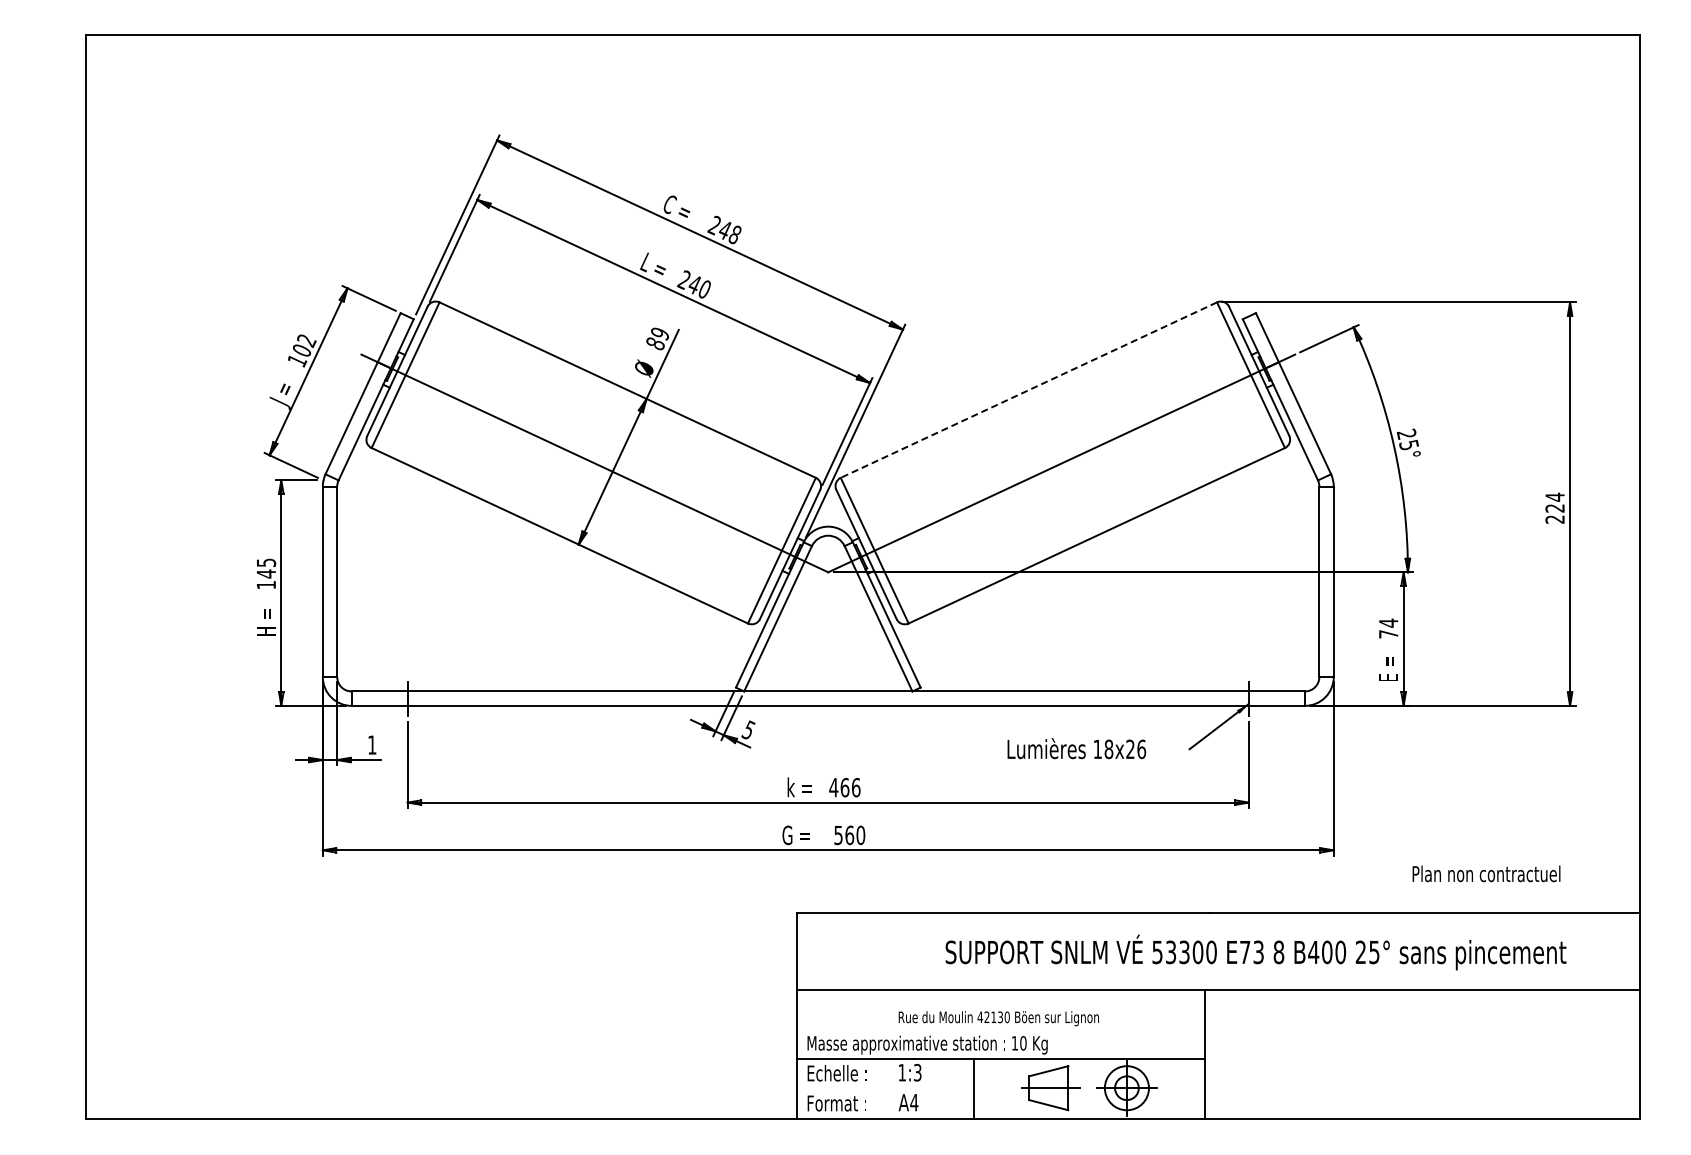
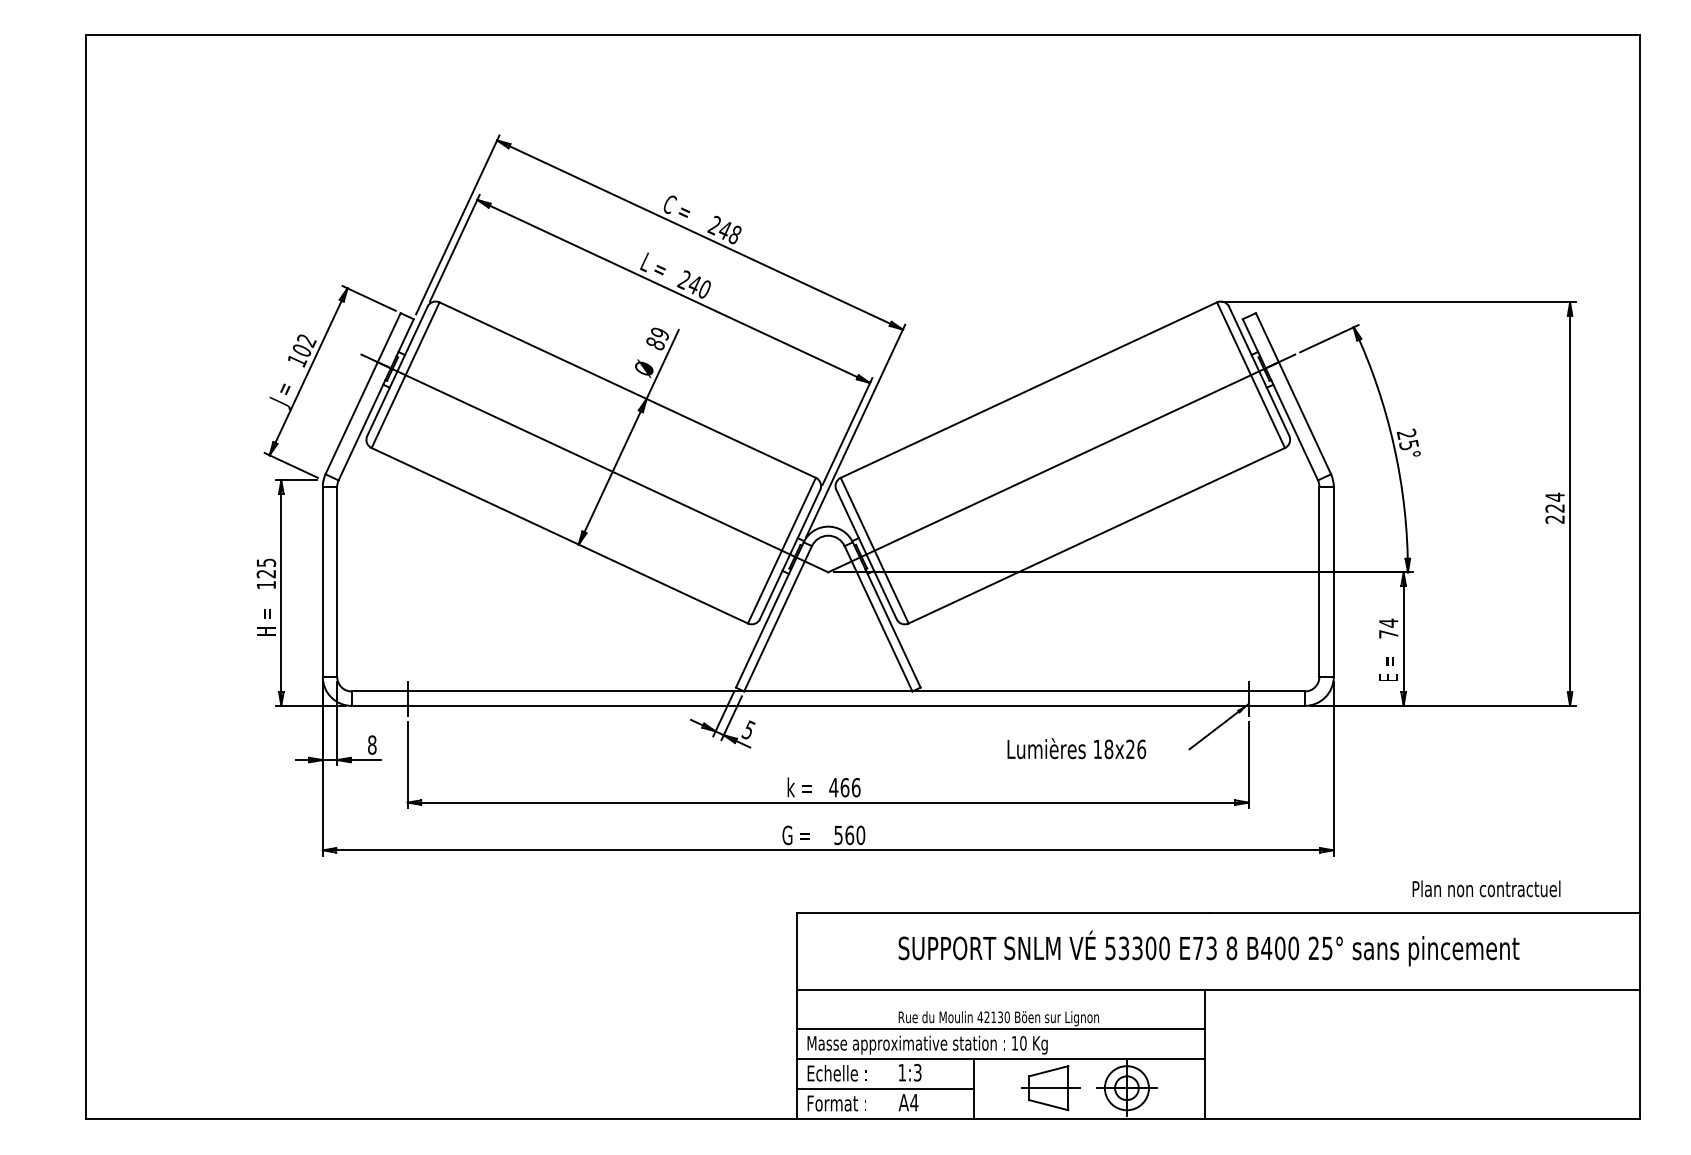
line: dashed -> solid (1028, 390)
text: 145 -> 125 (265, 573)
text: 1 -> 8 (372, 744)
text position: (1486, 873) -> (1486, 888) (1486, 888)
text position: (1255, 952) -> (1208, 948) (1208, 948)
line: none -> present (1001, 1029)
line: none -> present (885, 1088)
